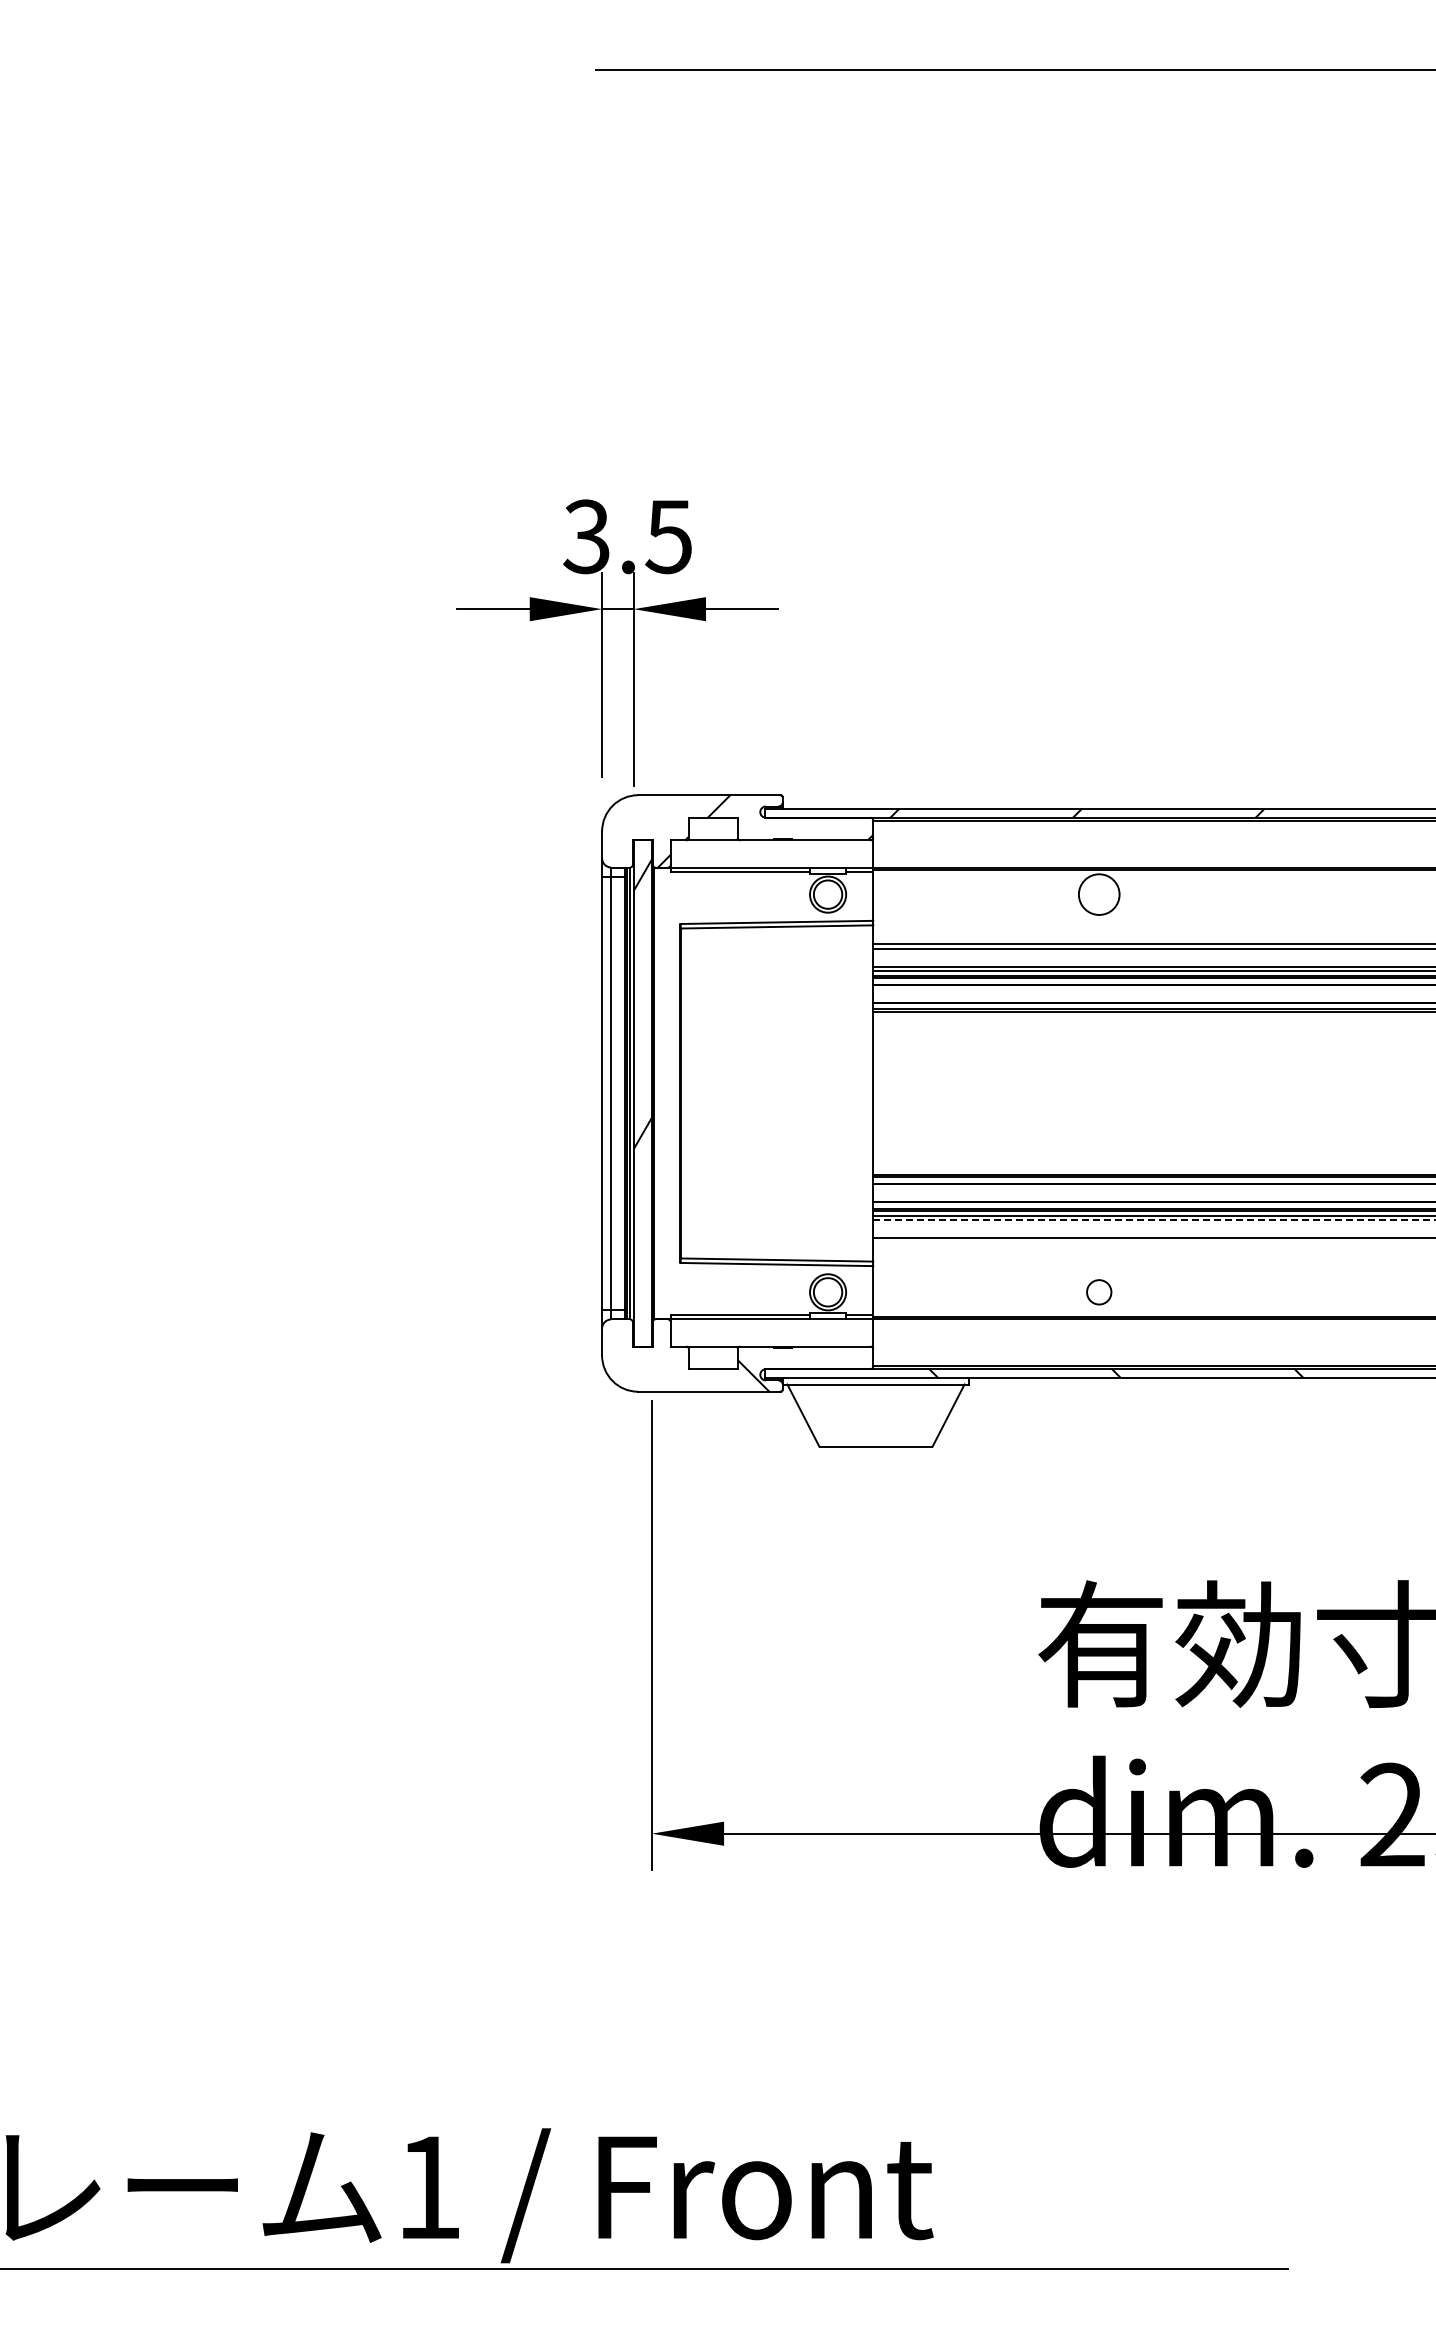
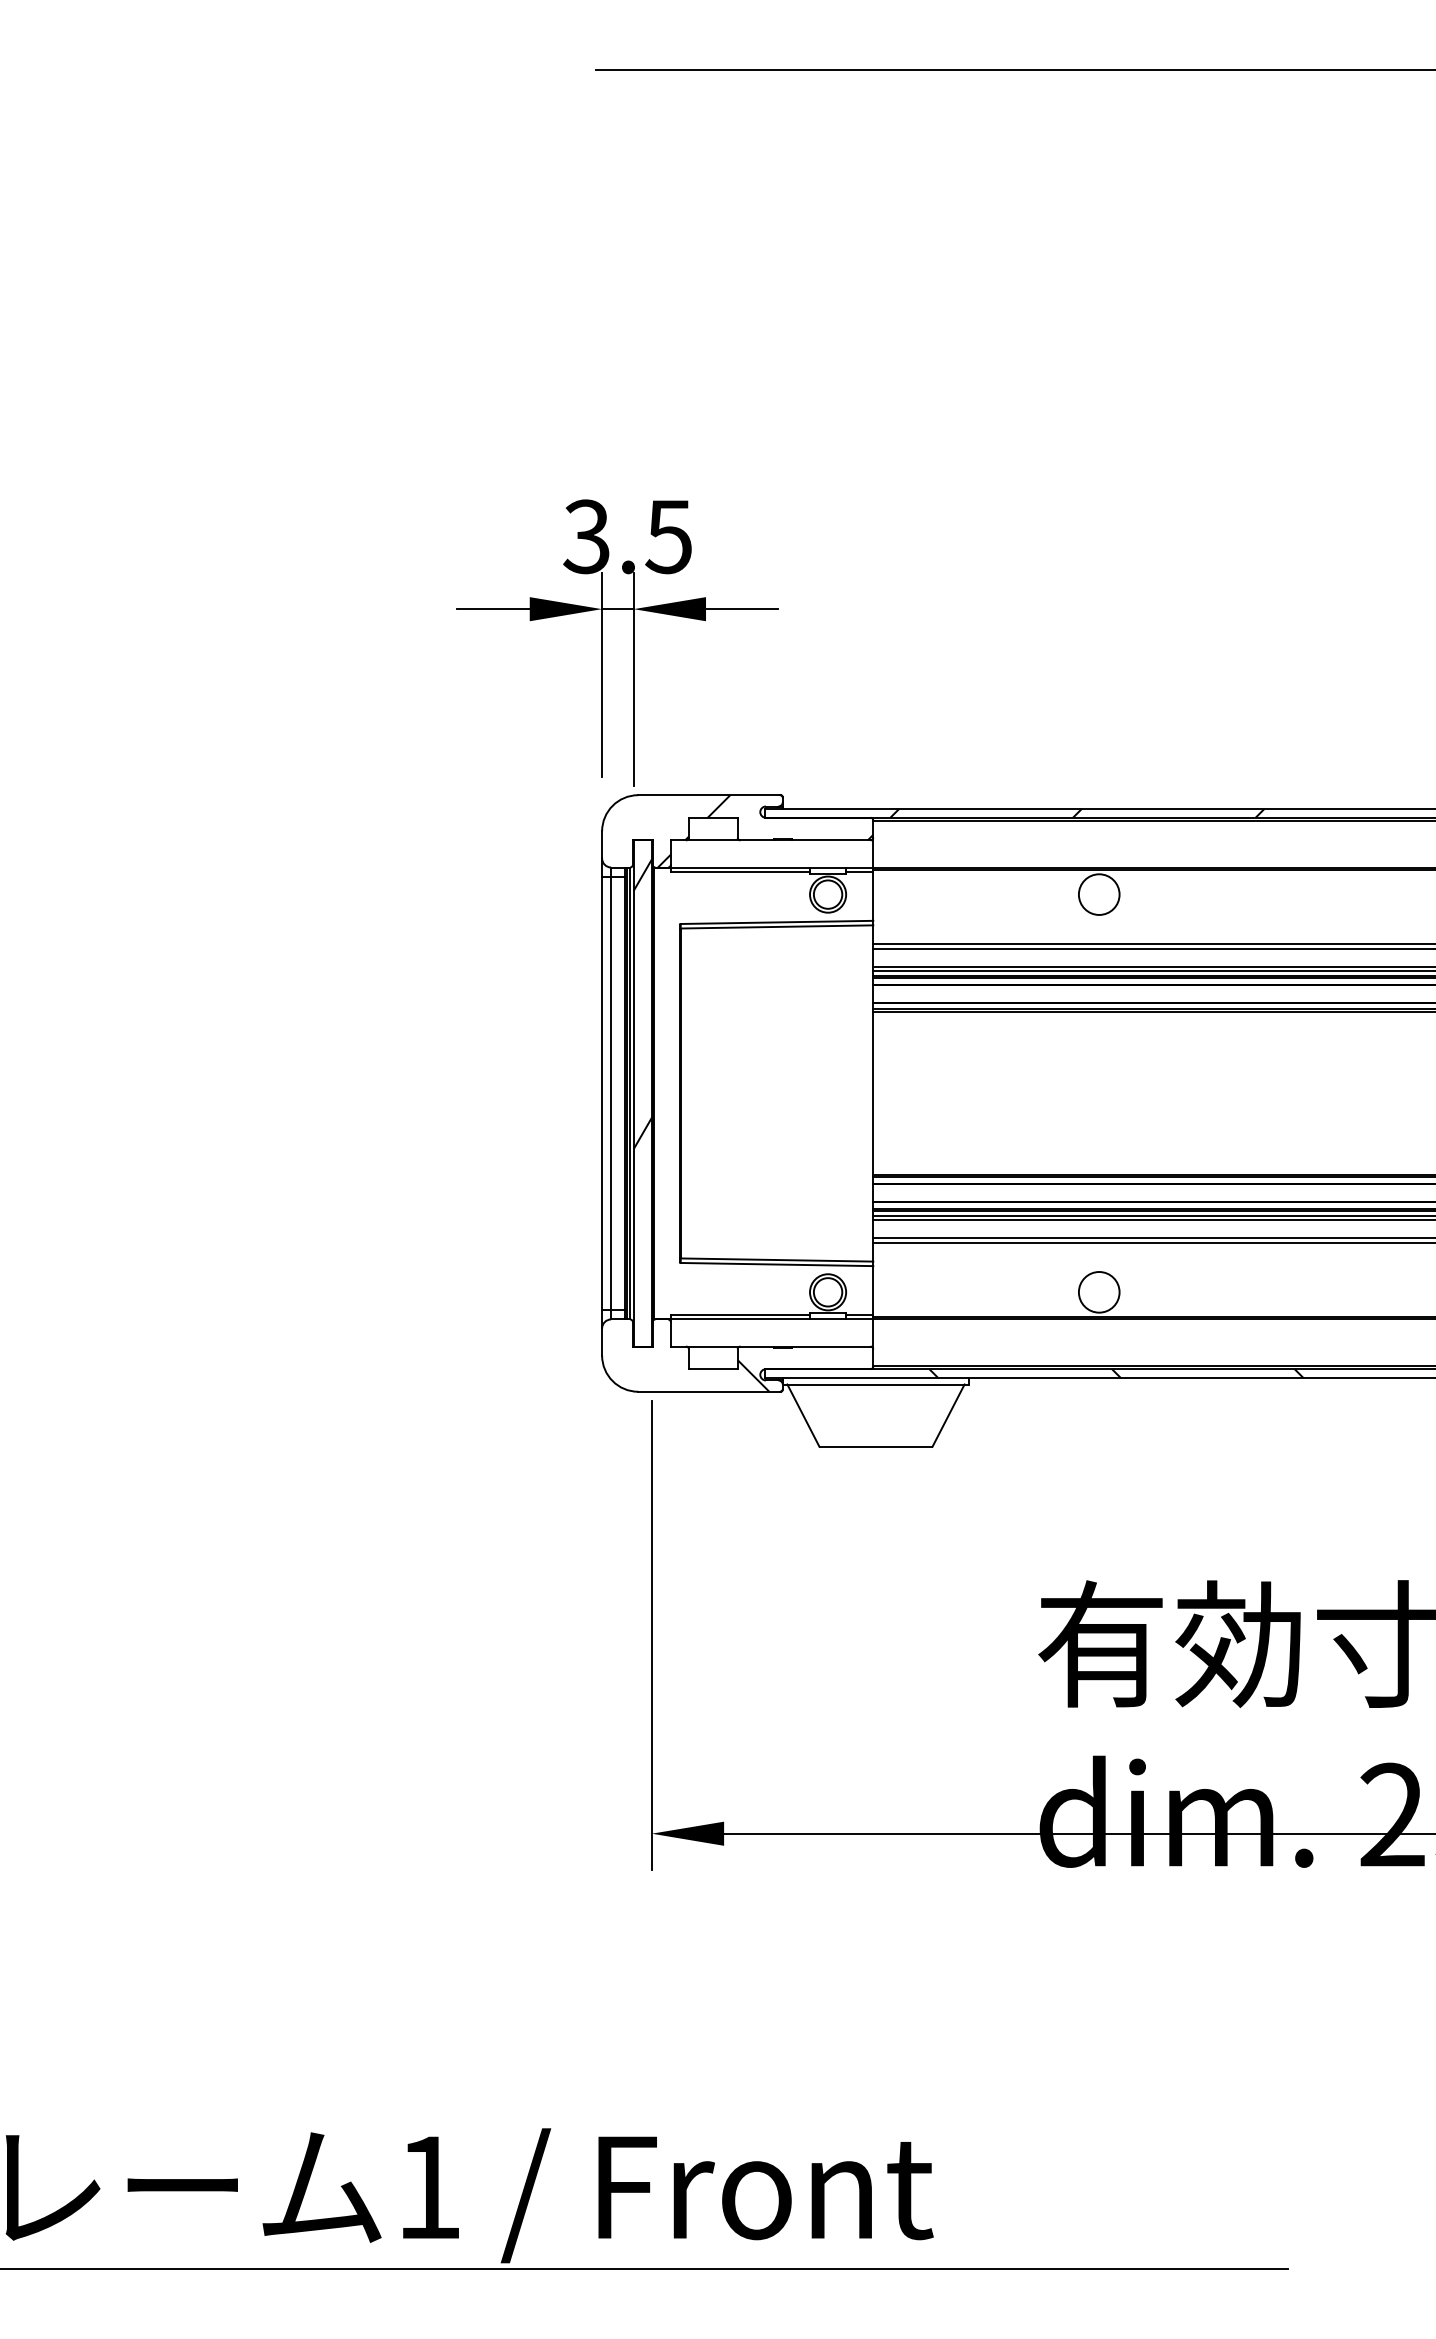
line: dashed -> solid (1154, 1220)
line: none -> present (1152, 1242)
circle diameter: 24 px -> 41 px (1098, 1292)
